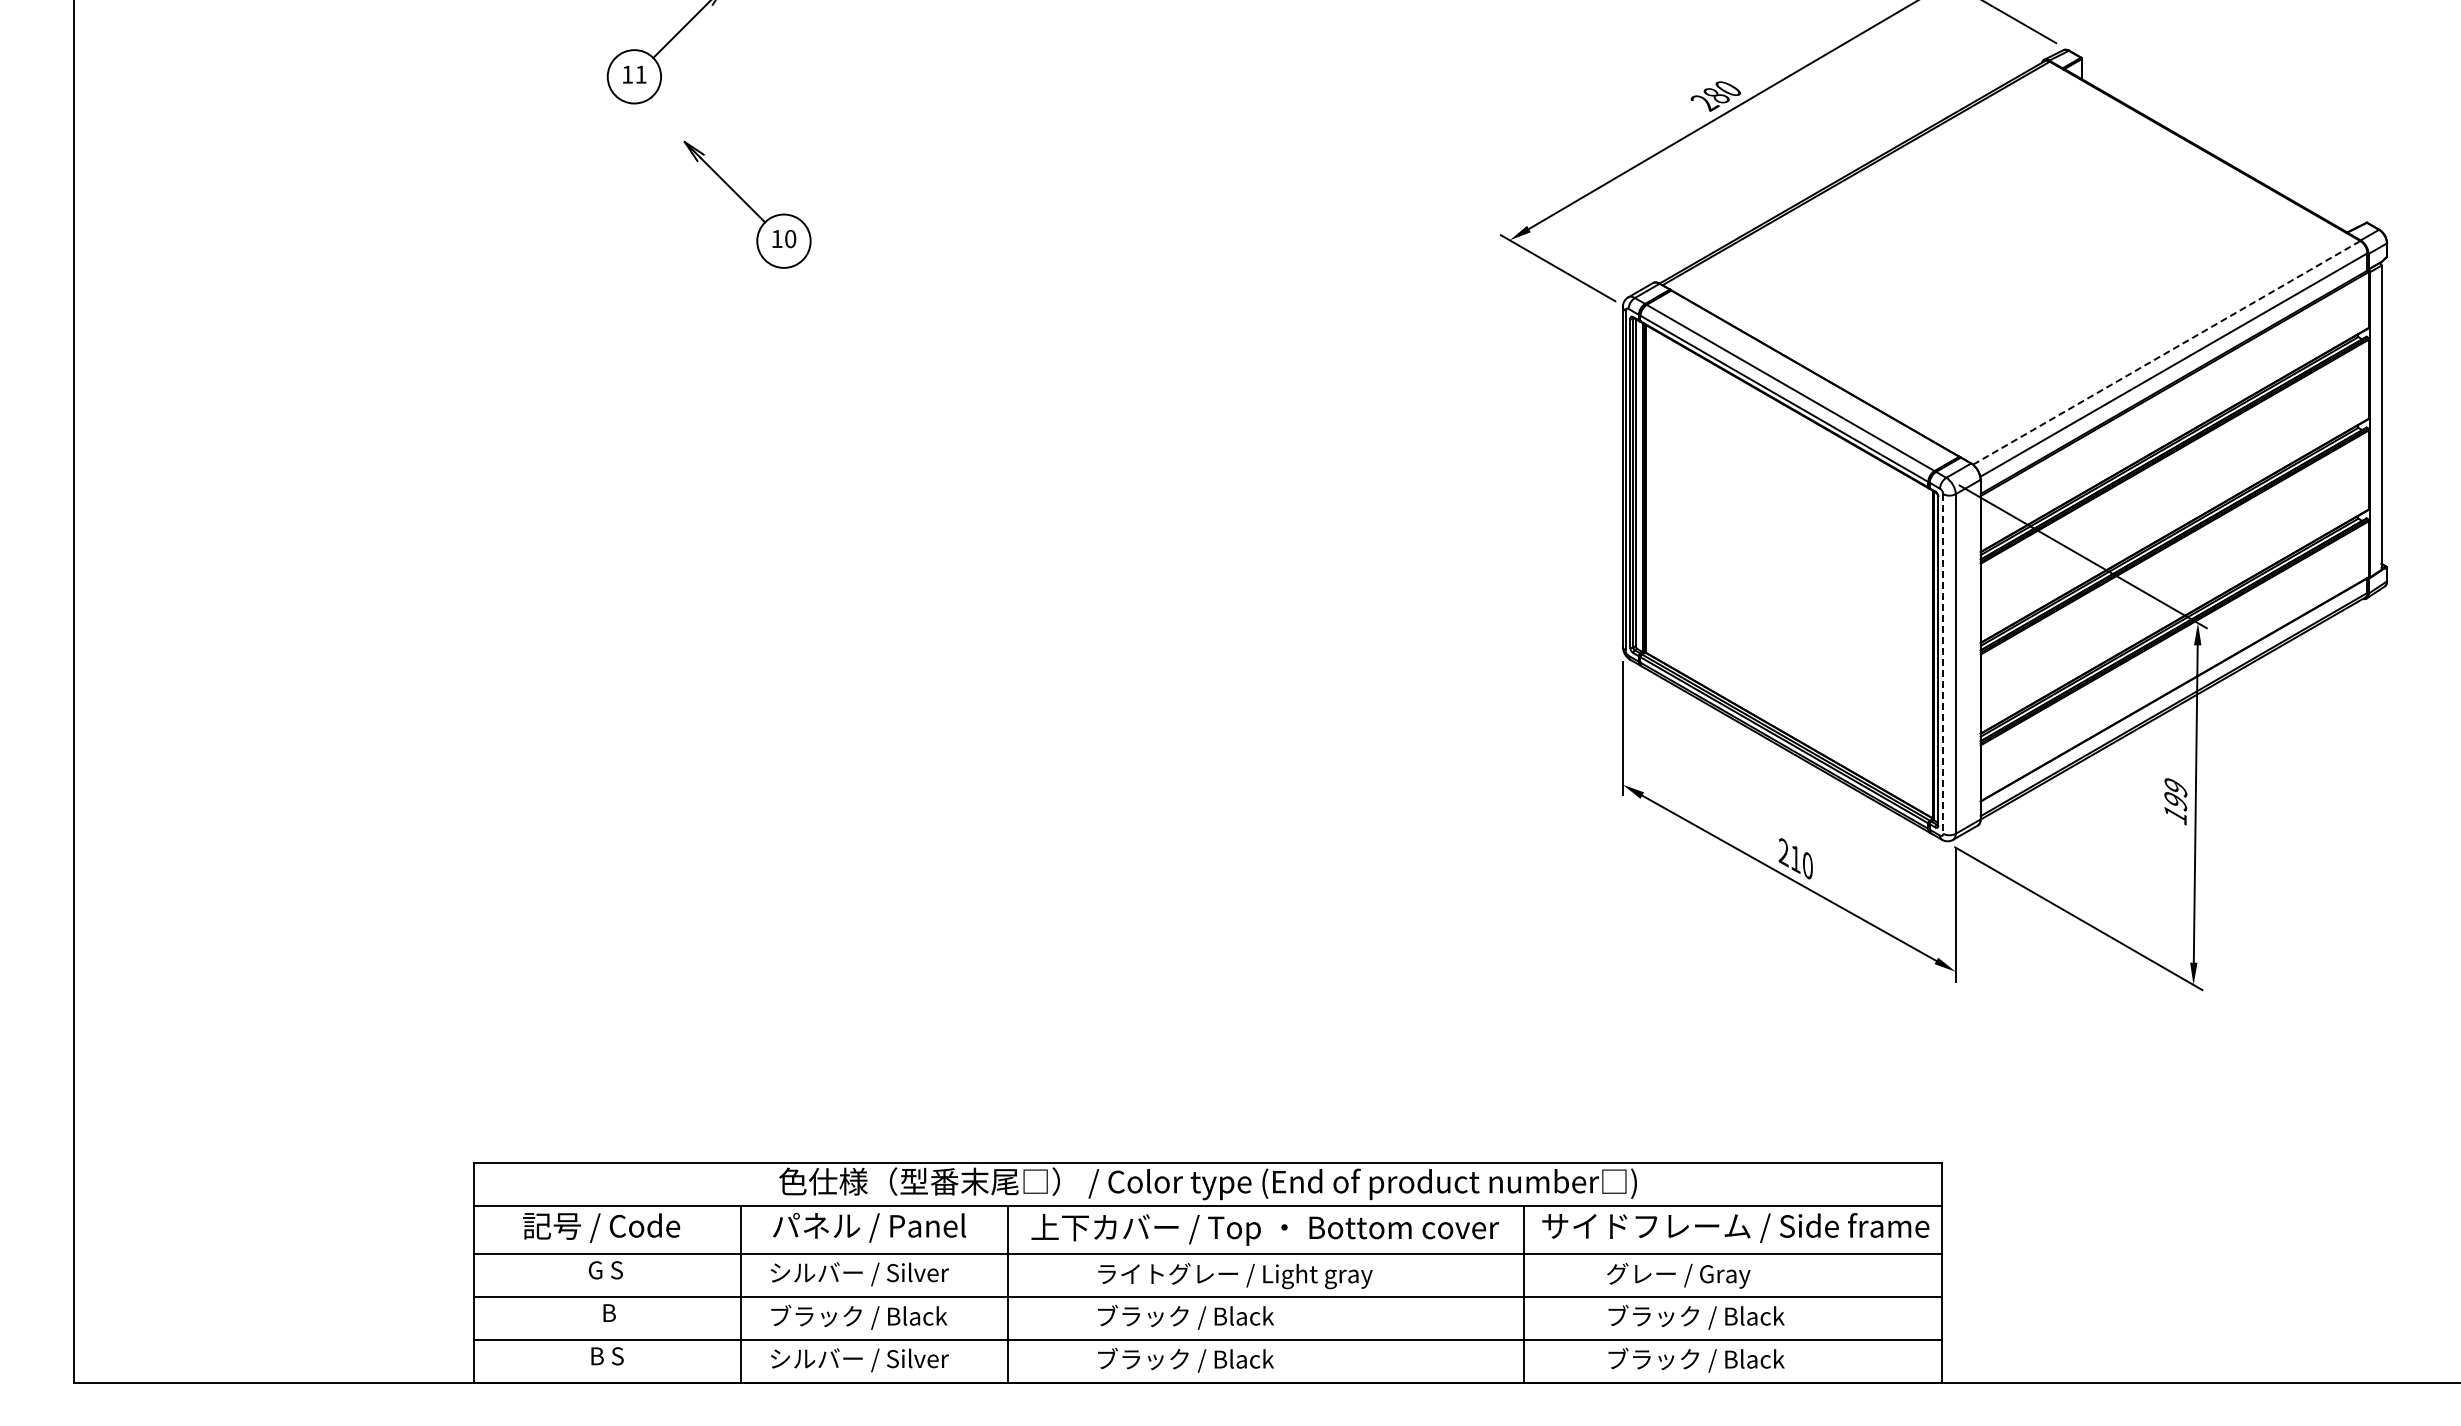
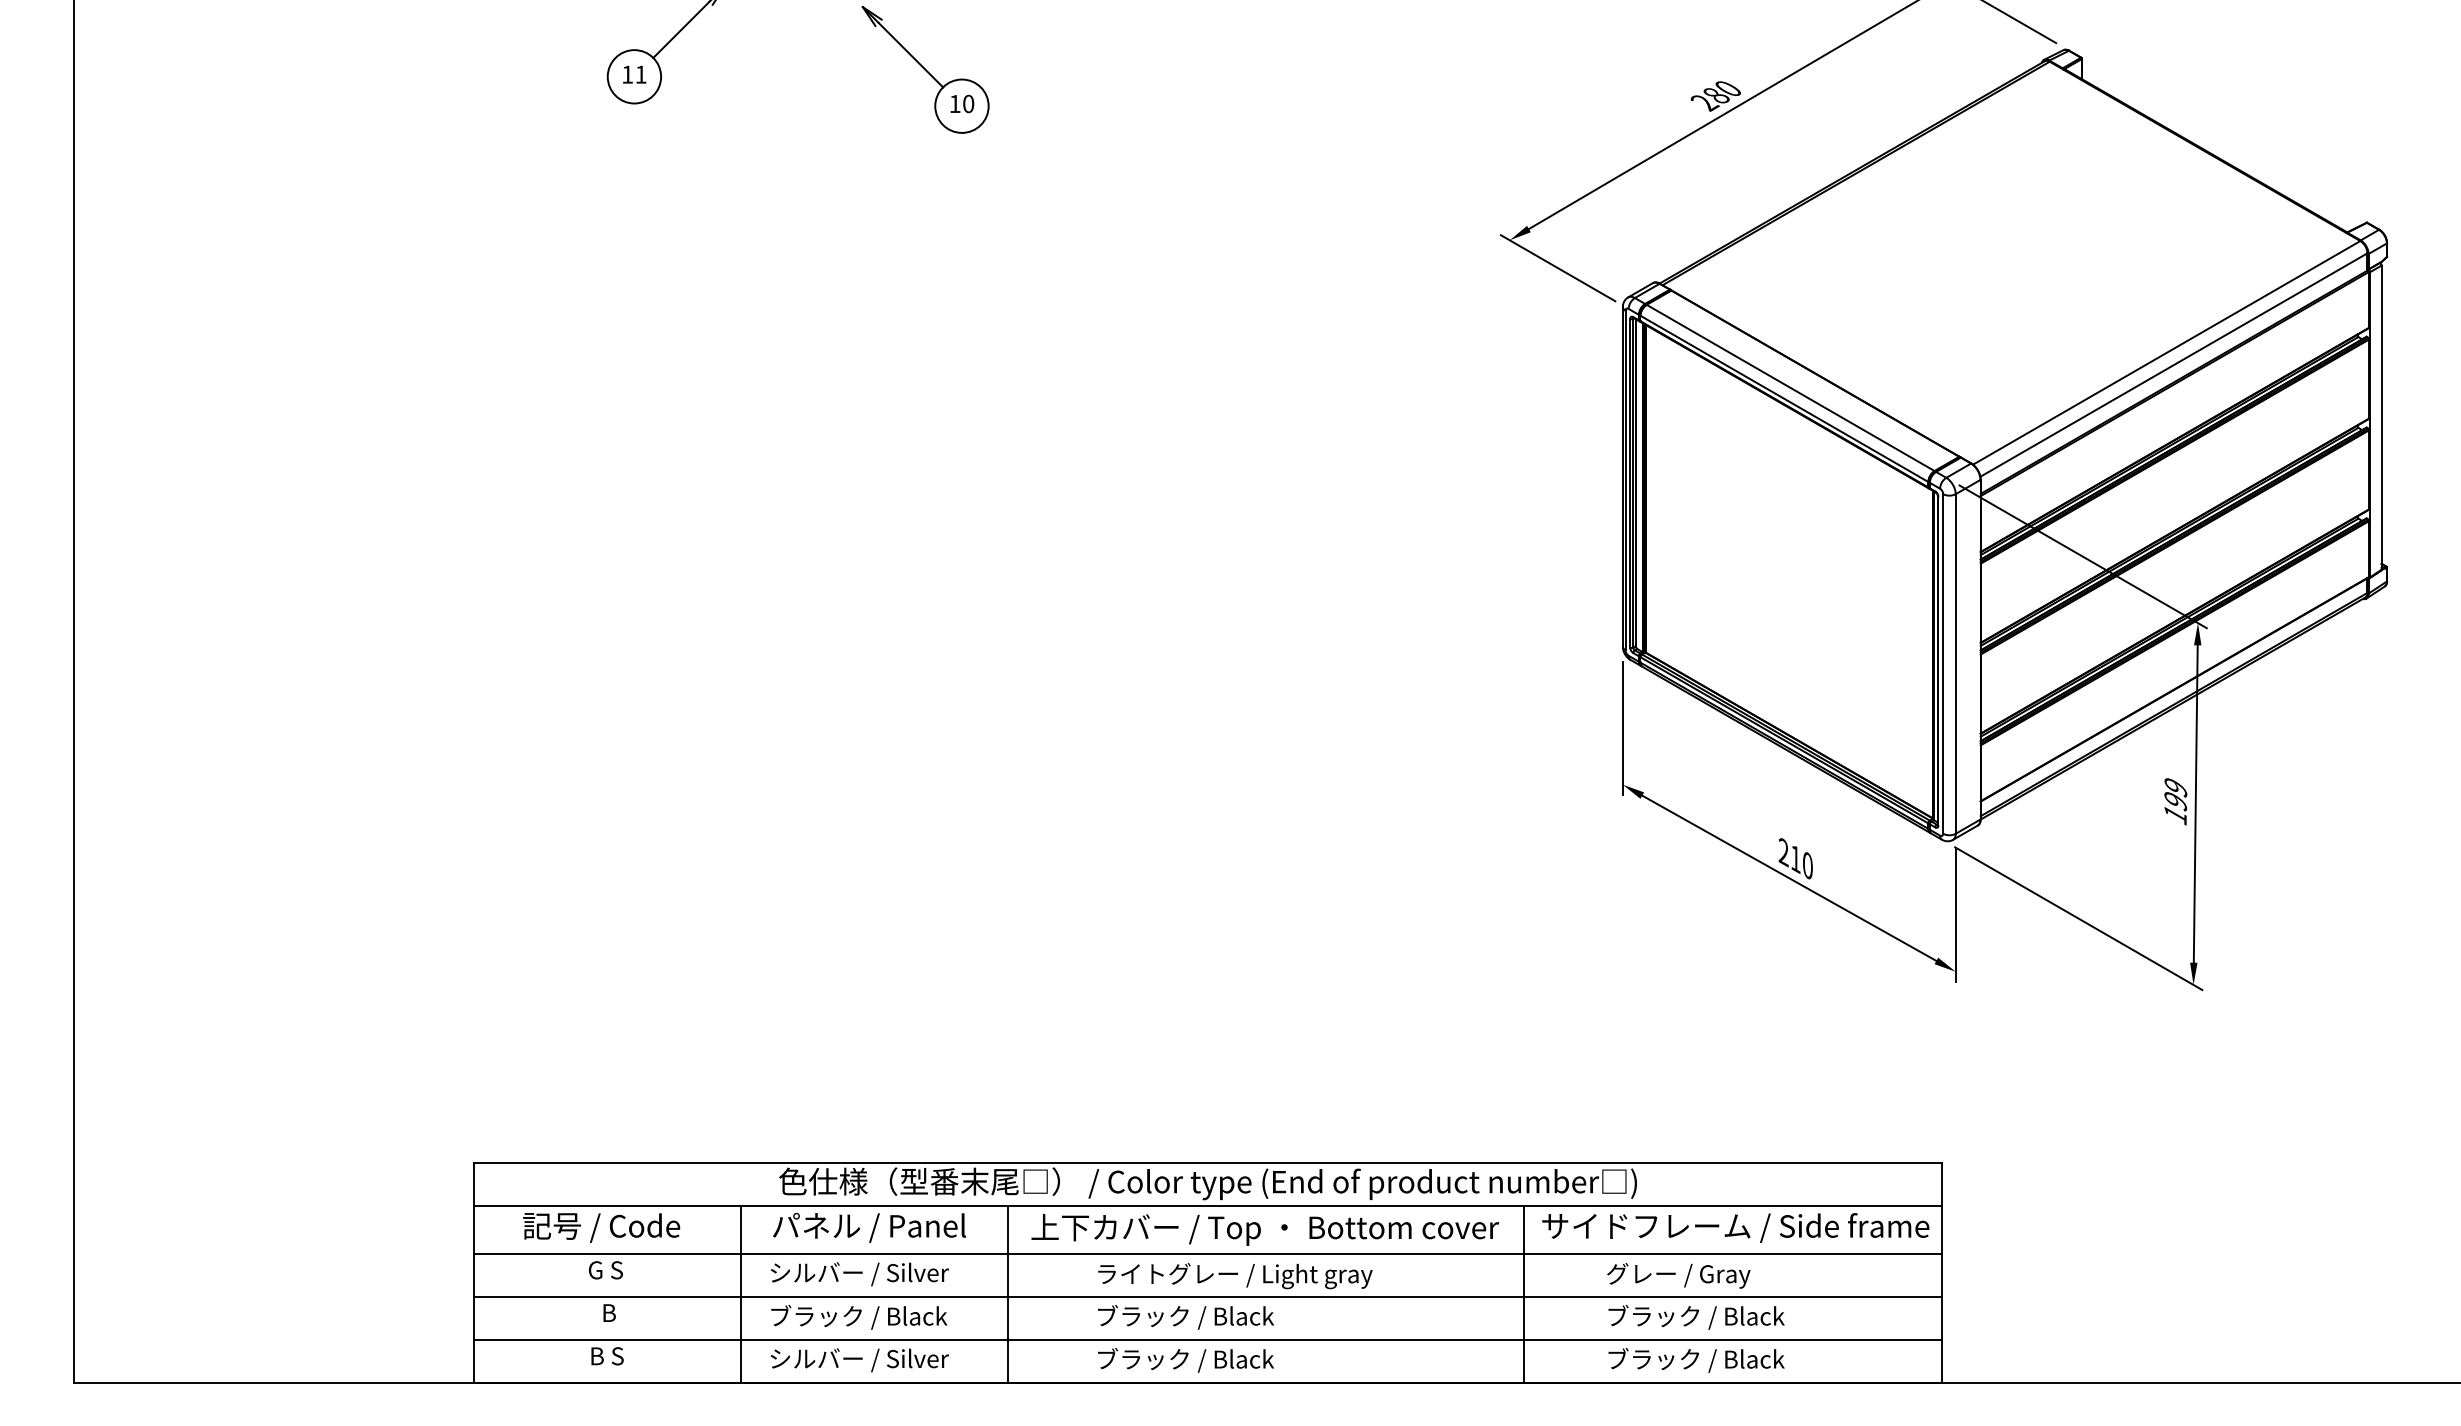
part position: (747, 204) -> (925, 69) (925, 69)
line: dashed -> solid (2166, 352)
line: dashed -> solid (1943, 663)
